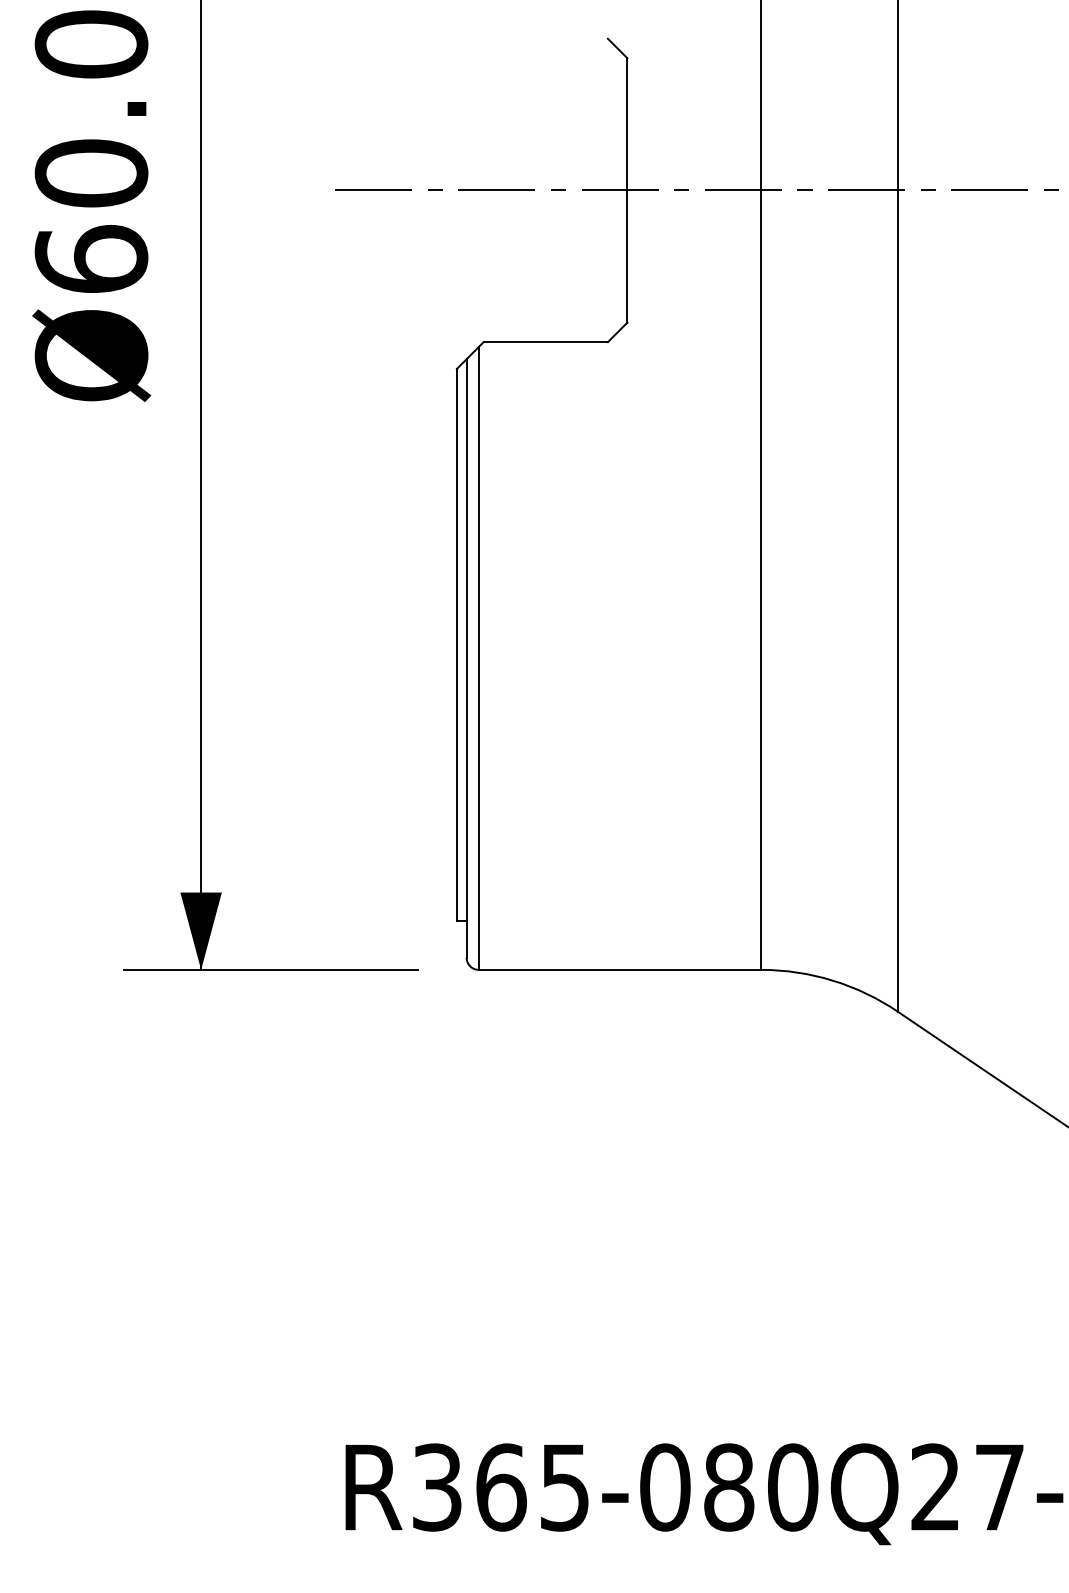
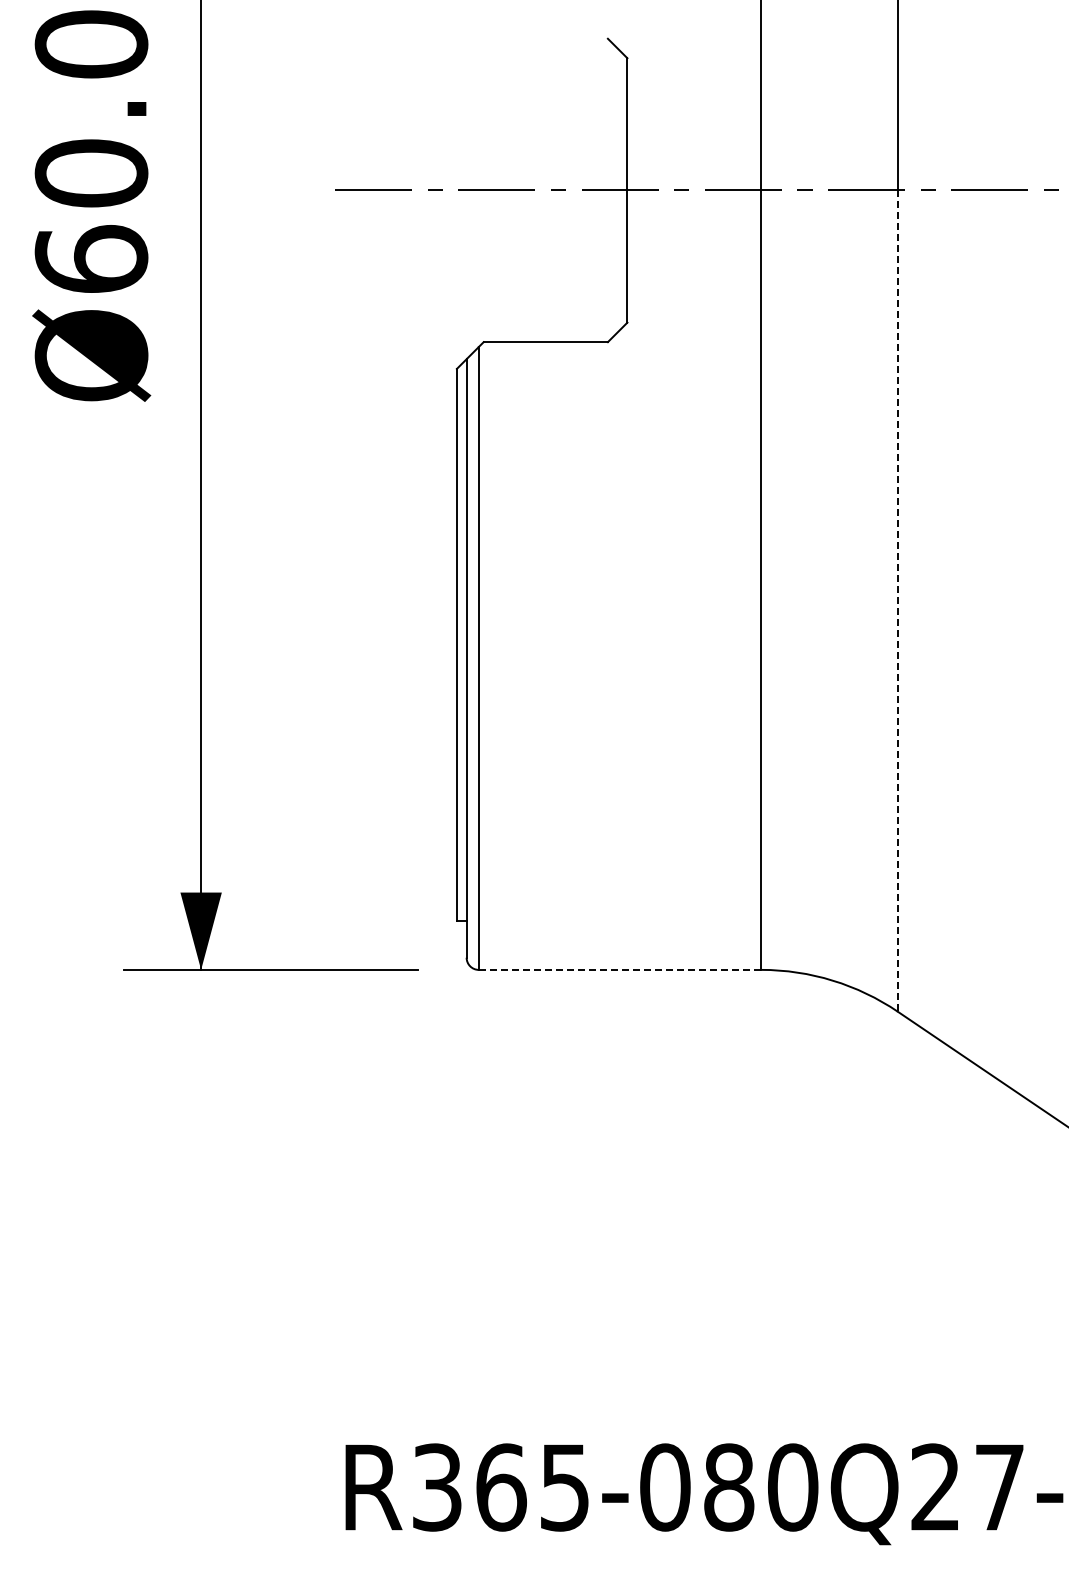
line: solid -> dashed (897, 601)
line: solid -> dashed (620, 969)
